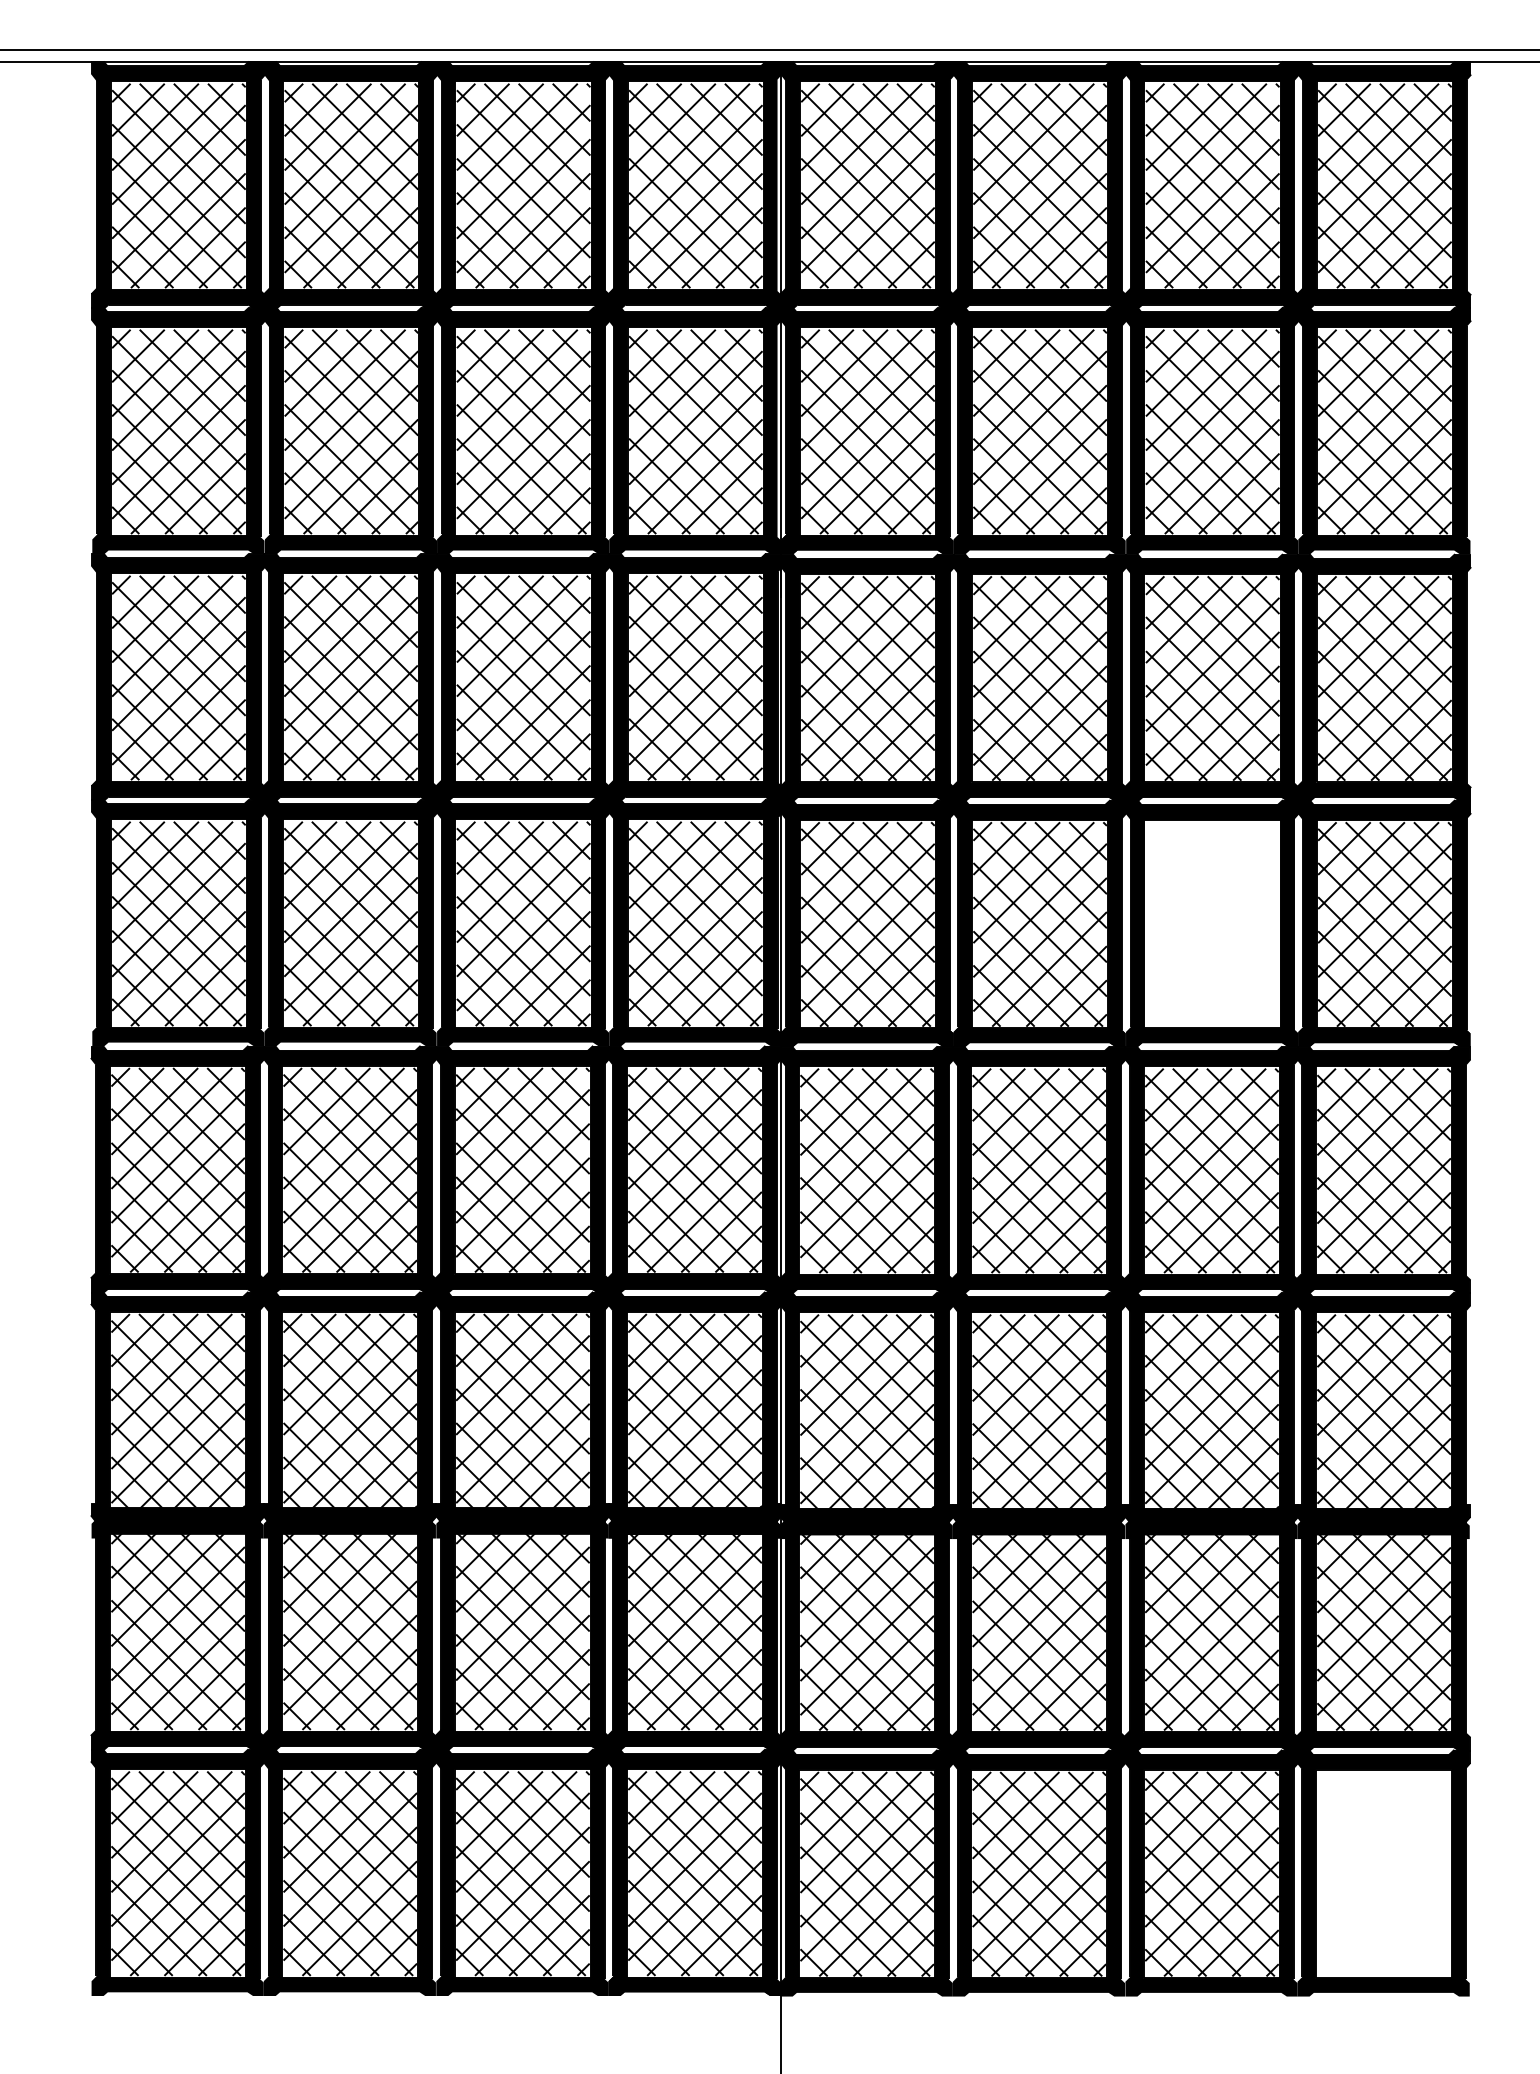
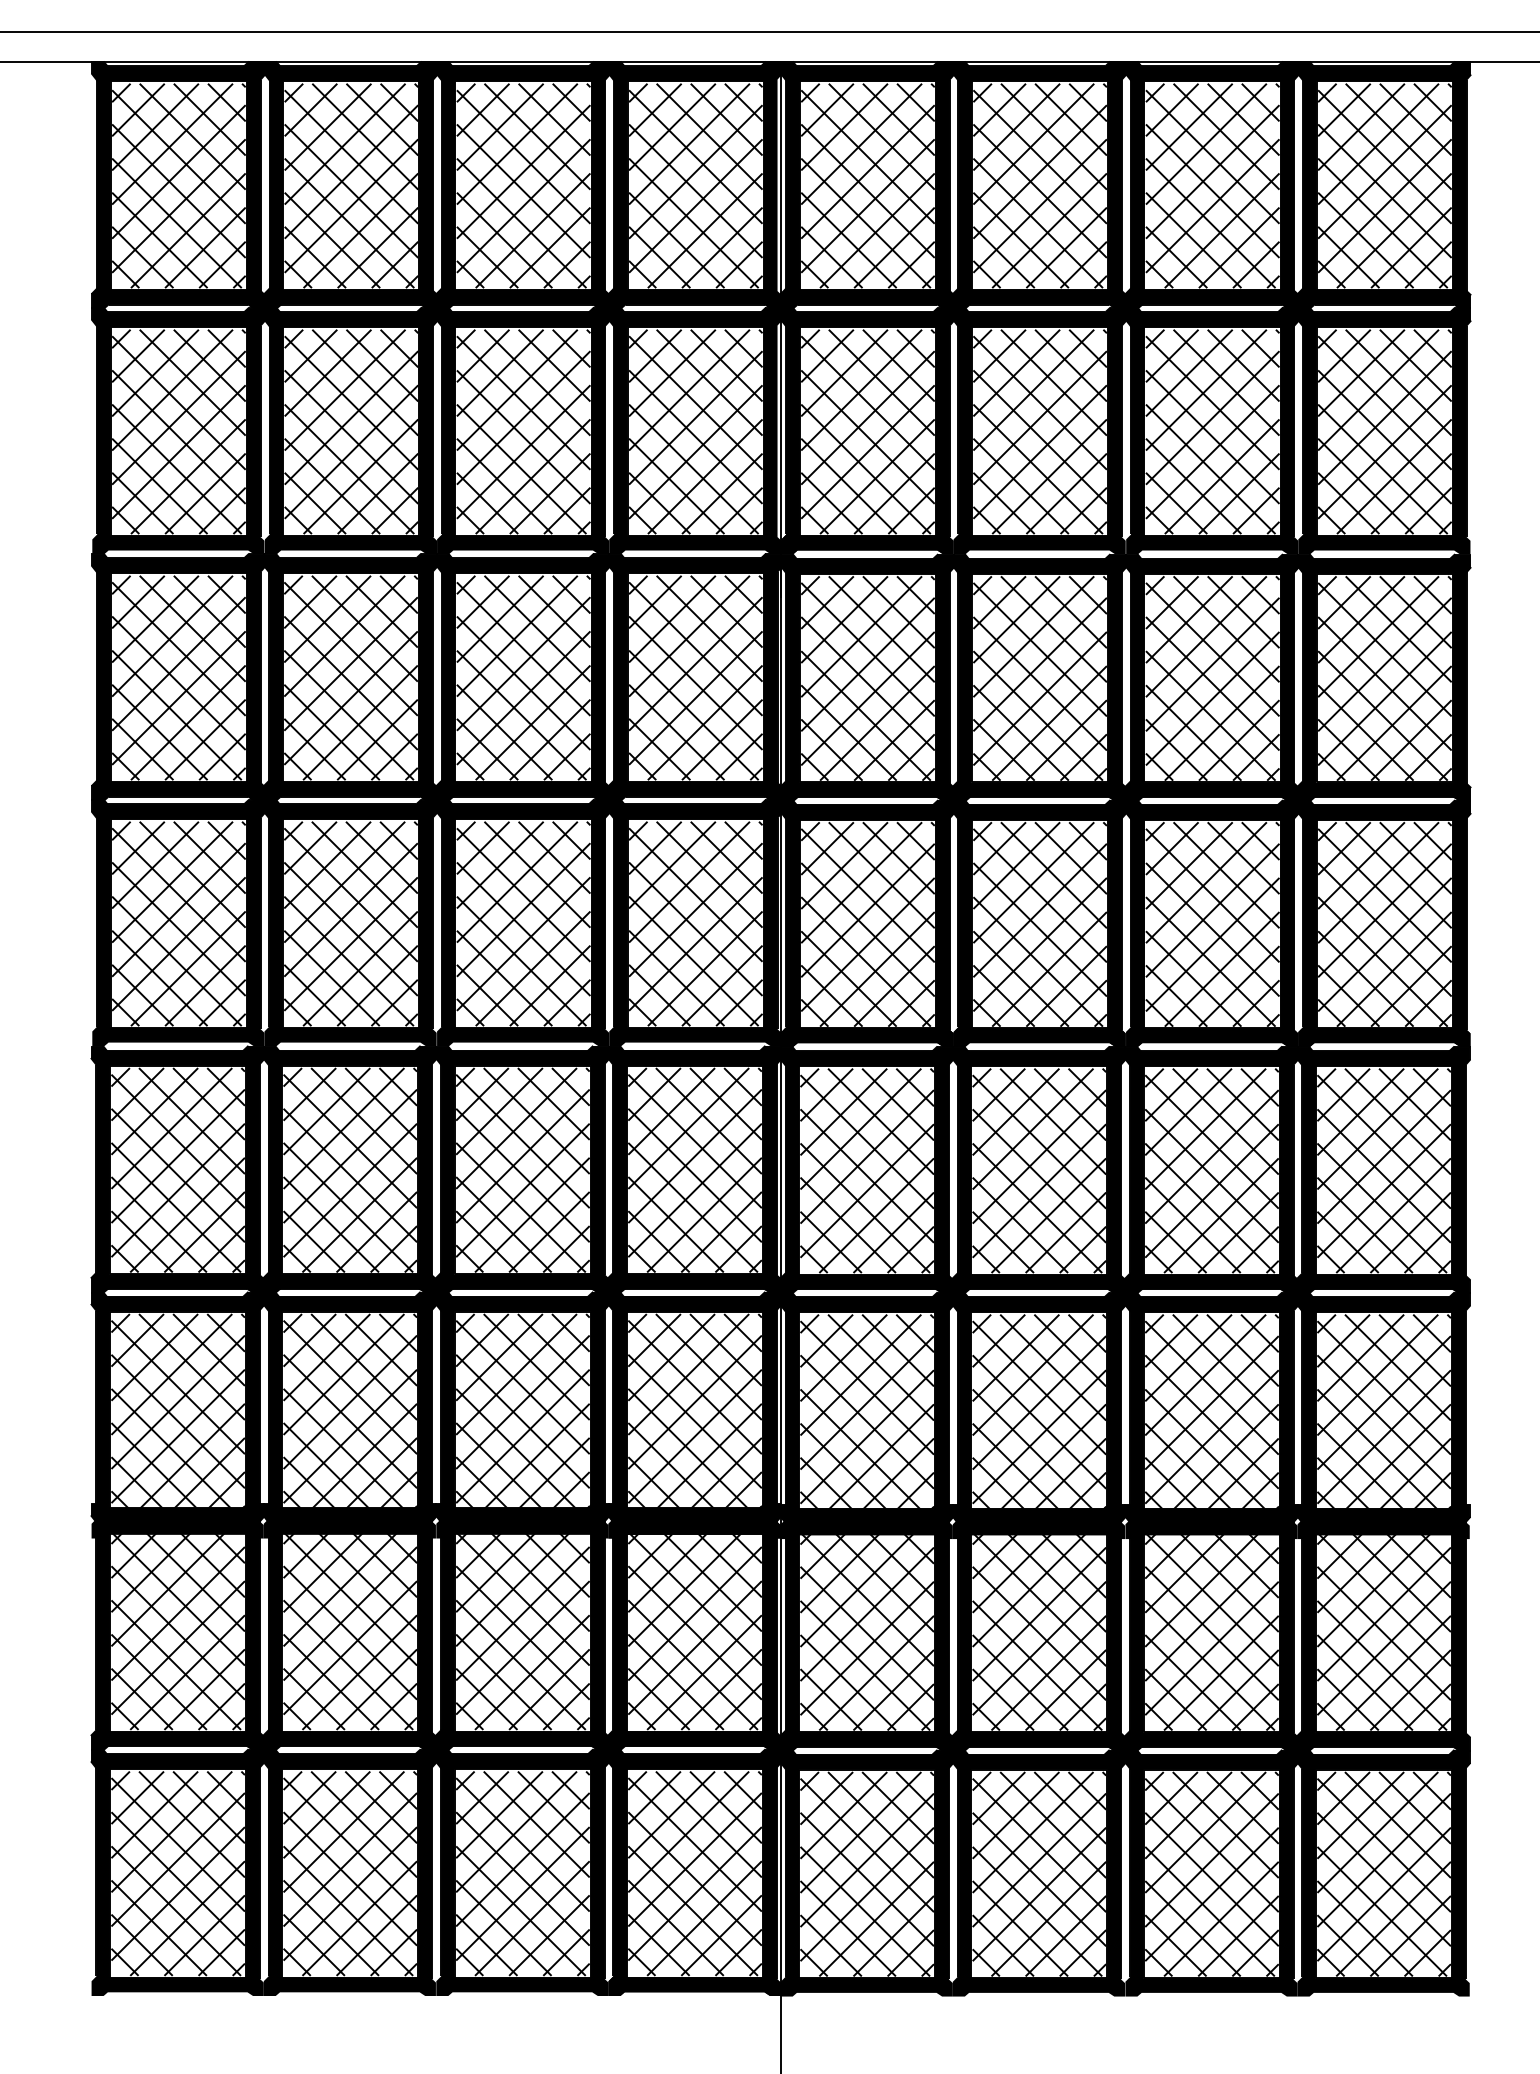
line position: (769, 50) -> (769, 32) (769, 32)
hatch: none -> present (1212, 924)
hatch: none -> present (1383, 1874)
